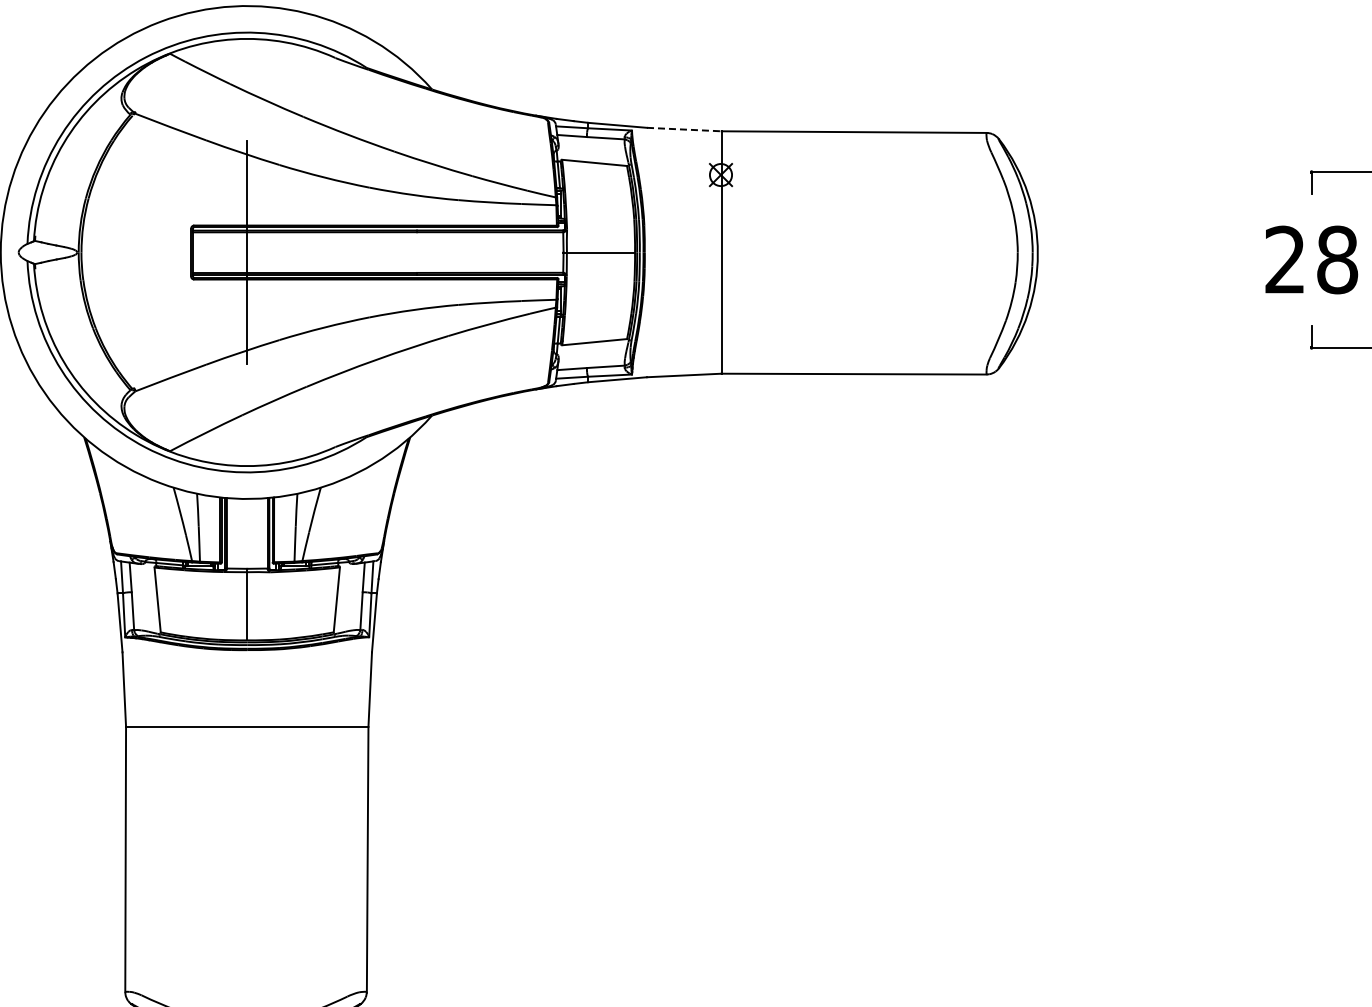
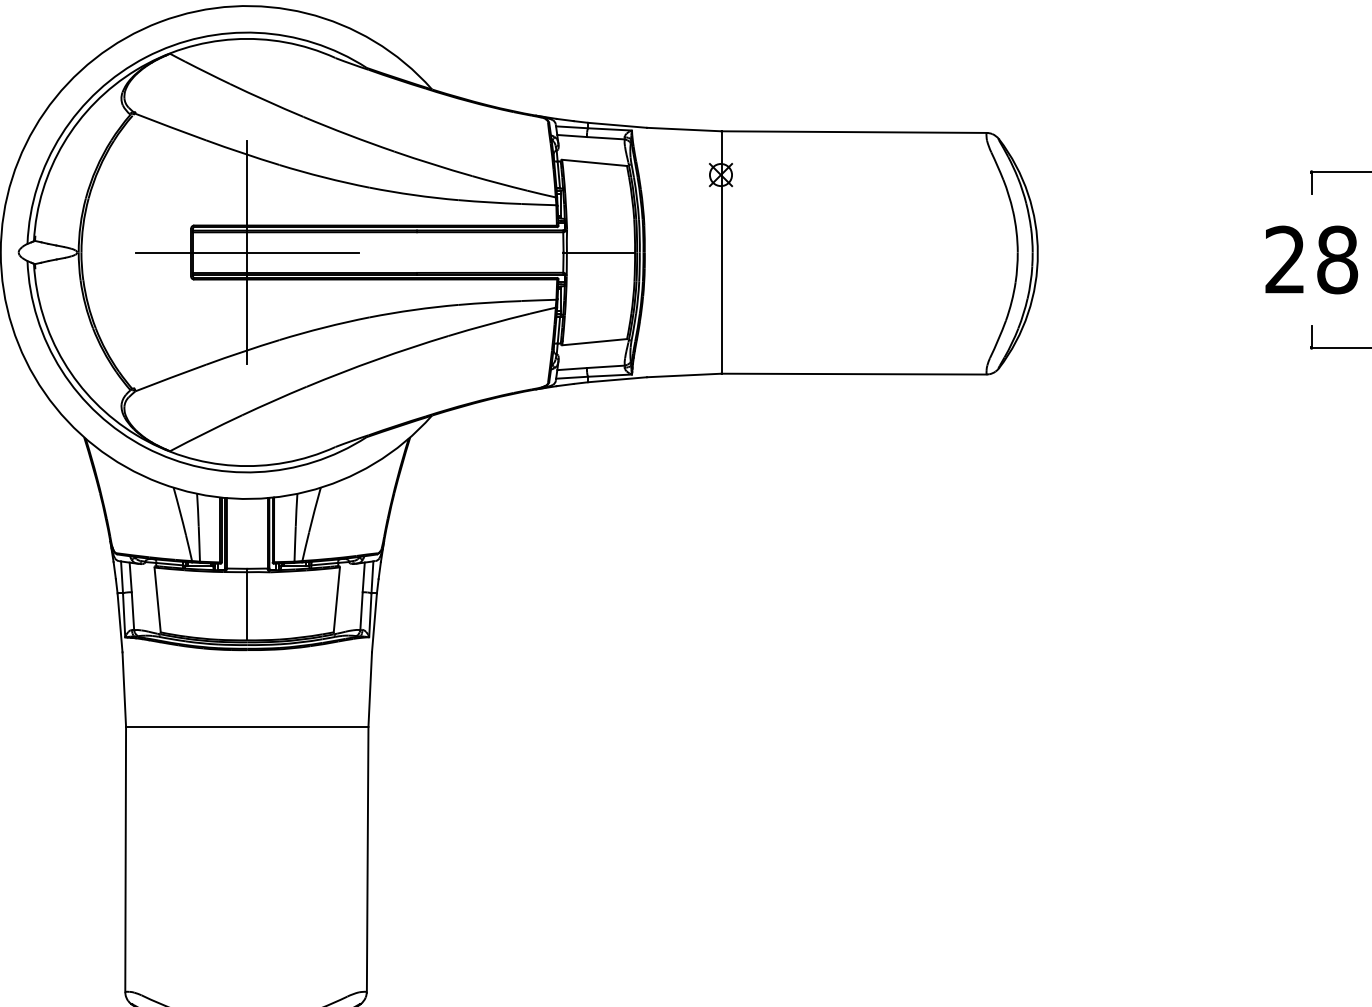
line: dashed -> solid (684, 129)
line: none -> present (246, 252)
